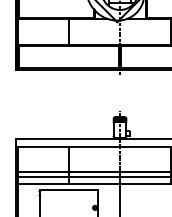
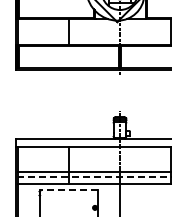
line: solid -> dashed (95, 177)
line: solid -> dashed (68, 189)
